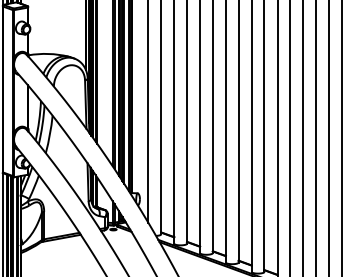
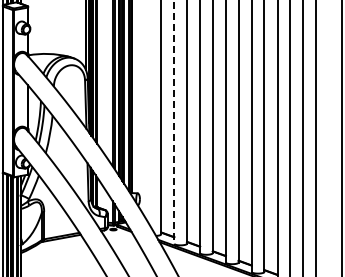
line: present -> none (148, 112)
line: solid -> dashed (174, 122)
line: present -> none (329, 137)
